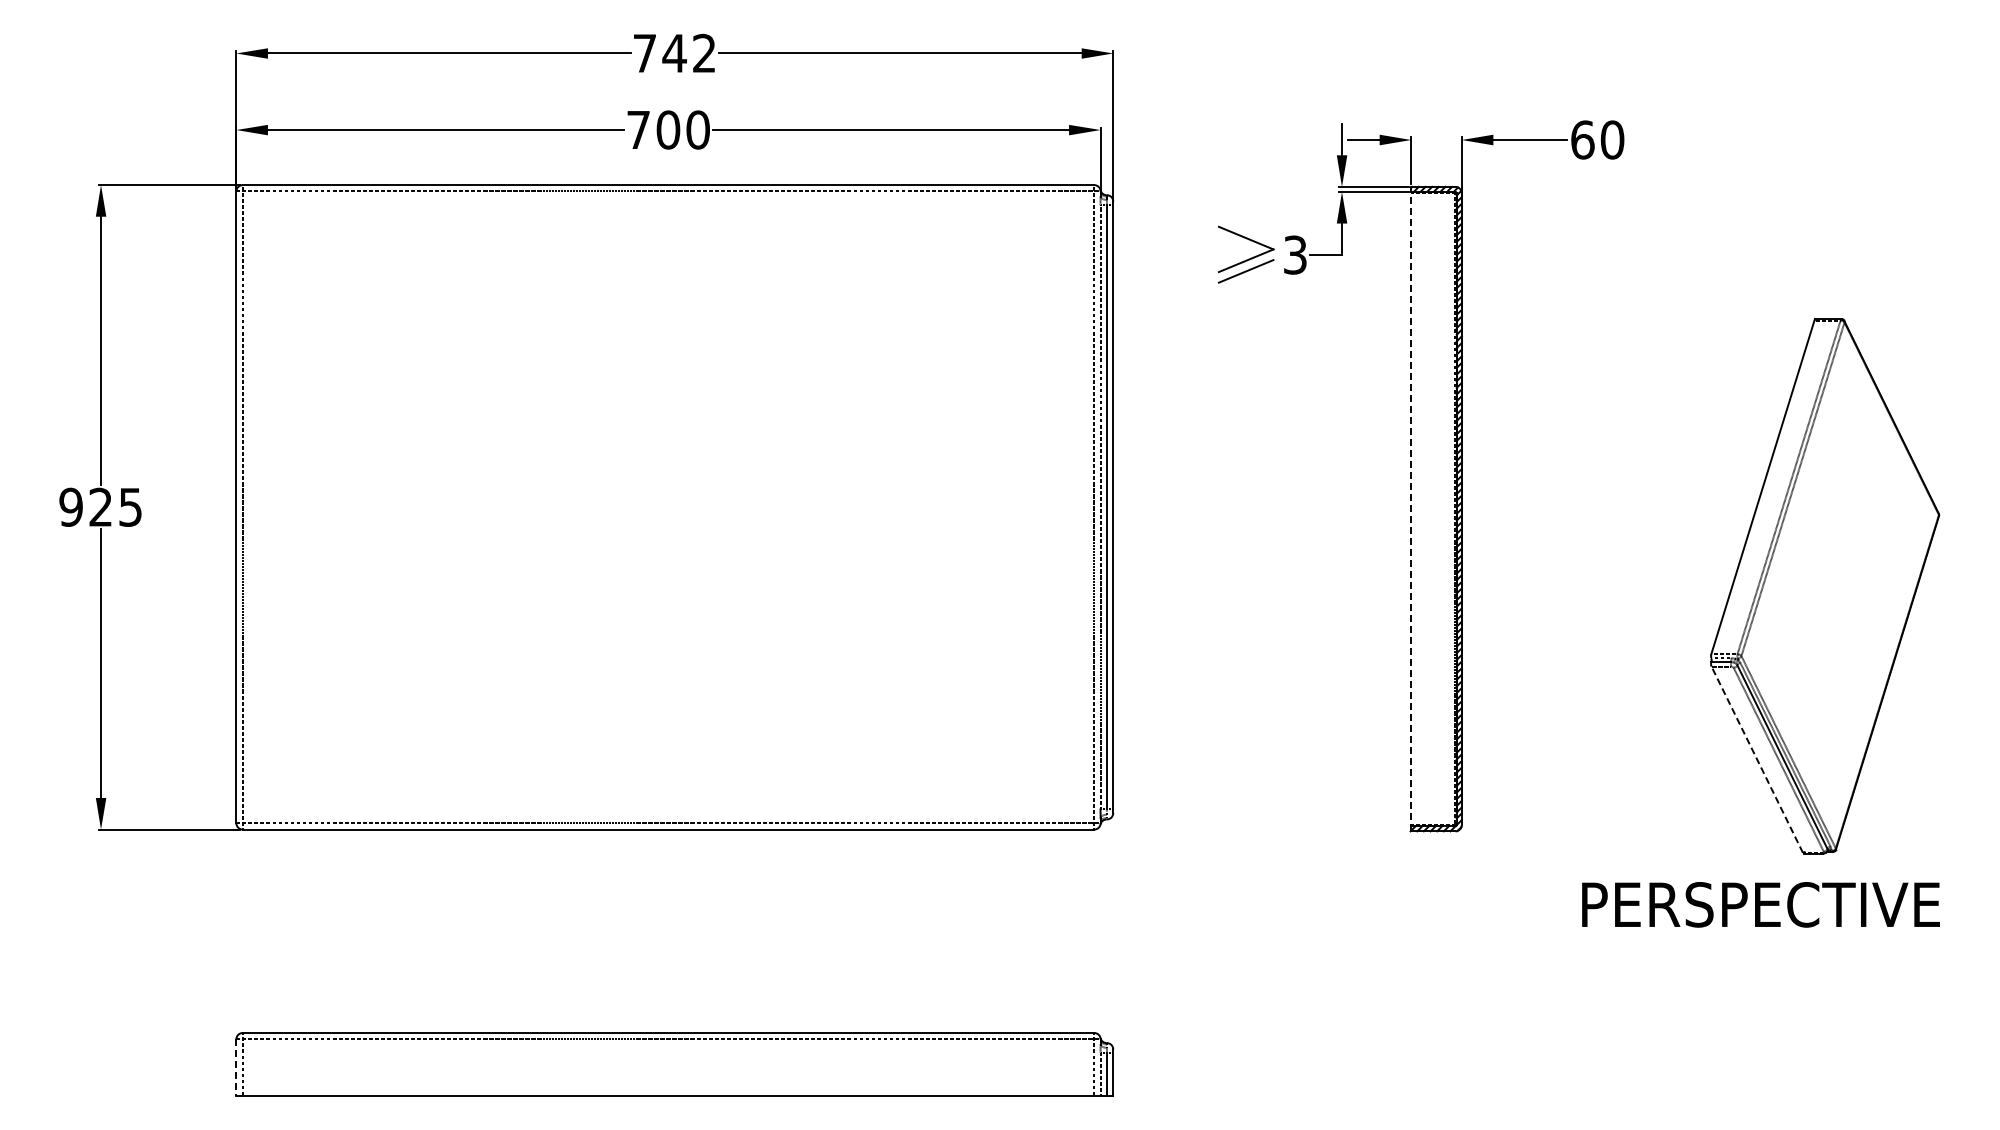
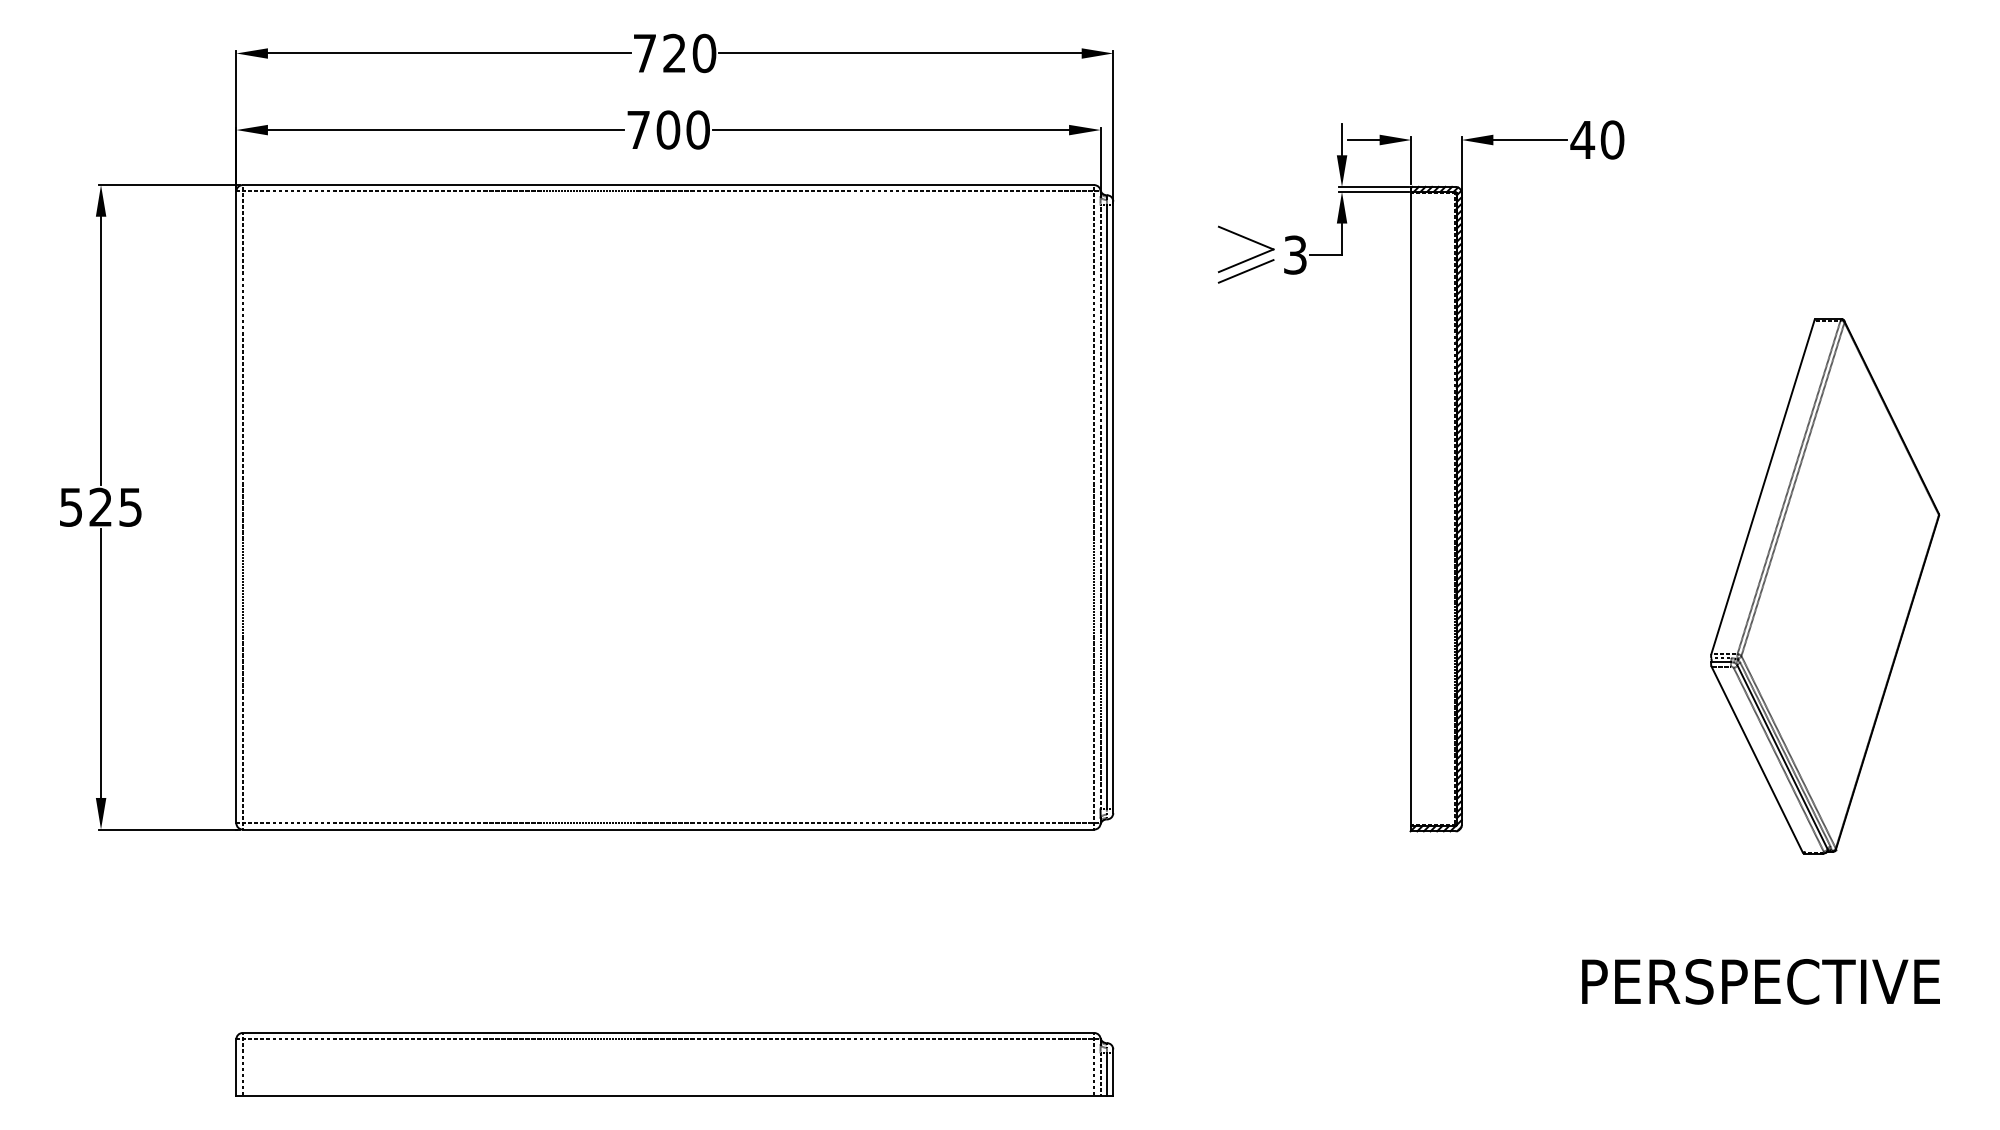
text: 742 -> 720 (689, 53)
text: 60 -> 40 (1582, 139)
text: 925 -> 525 (70, 506)
line: dashed -> solid (1411, 508)
line: dashed -> solid (1757, 759)
text position: (1760, 904) -> (1760, 981) (1760, 981)
line: dashed -> solid (236, 1068)
